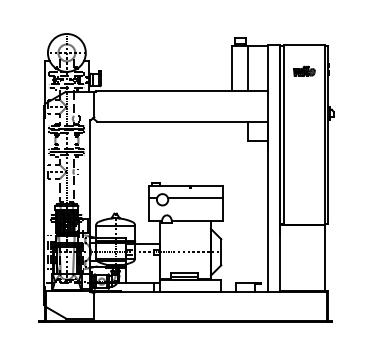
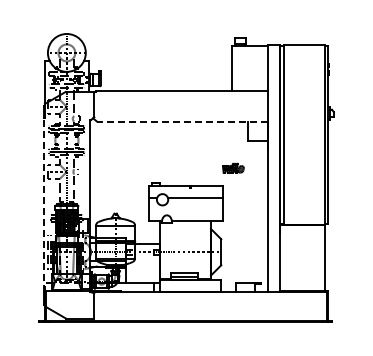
line: present -> none (248, 67)
part position: (304, 70) -> (233, 167) (233, 167)
line: solid -> dashed (181, 121)
line: solid -> dashed (43, 204)
